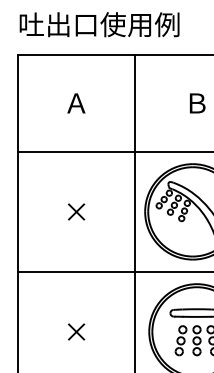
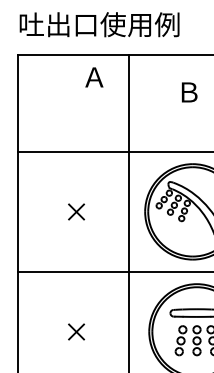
text position: (76, 103) -> (94, 77) (94, 77)
text position: (197, 103) -> (189, 92) (189, 92)
line position: (135, 211) -> (129, 211) (129, 211)
